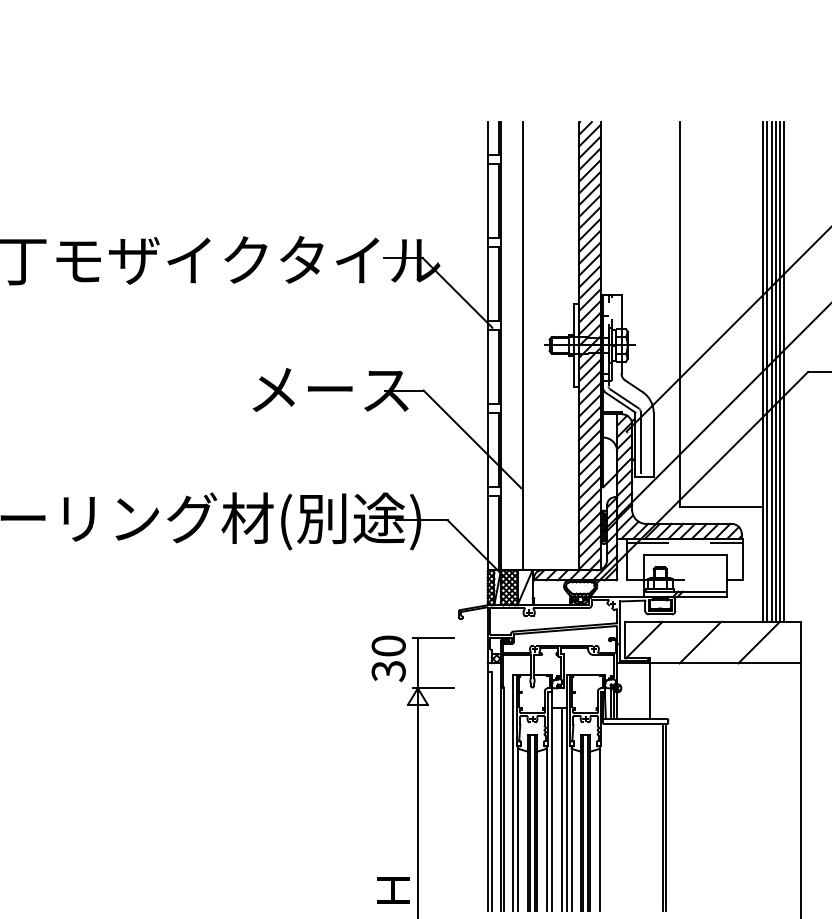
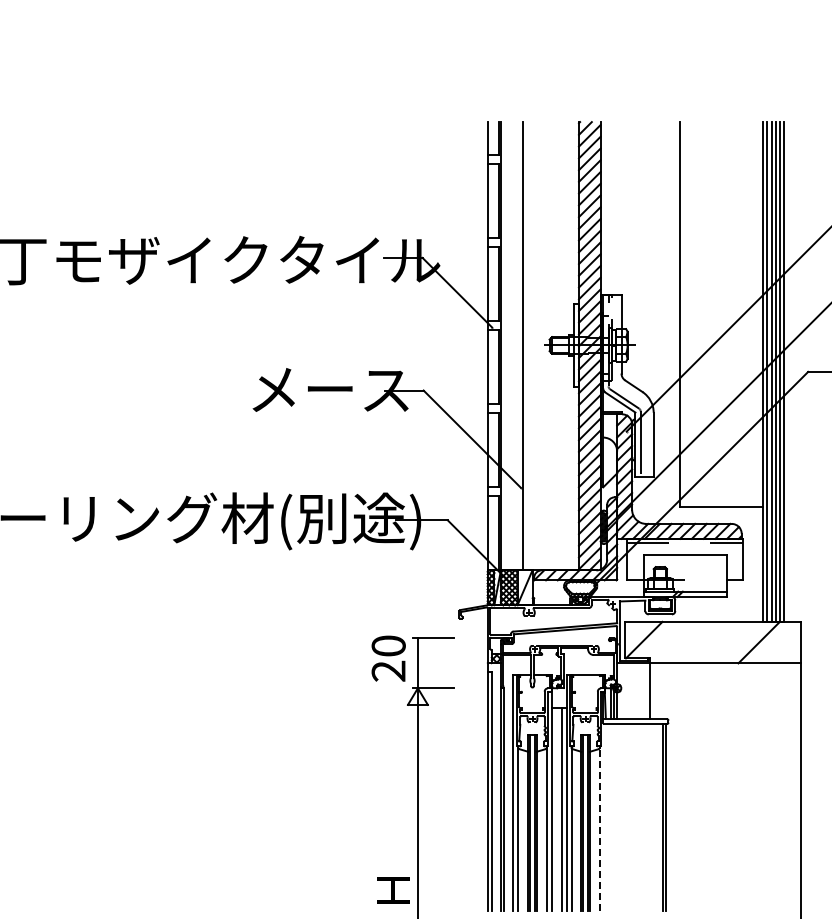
line: present -> none (700, 642)
text: 30 -> 20 (388, 671)
line: solid -> dashed (599, 828)
